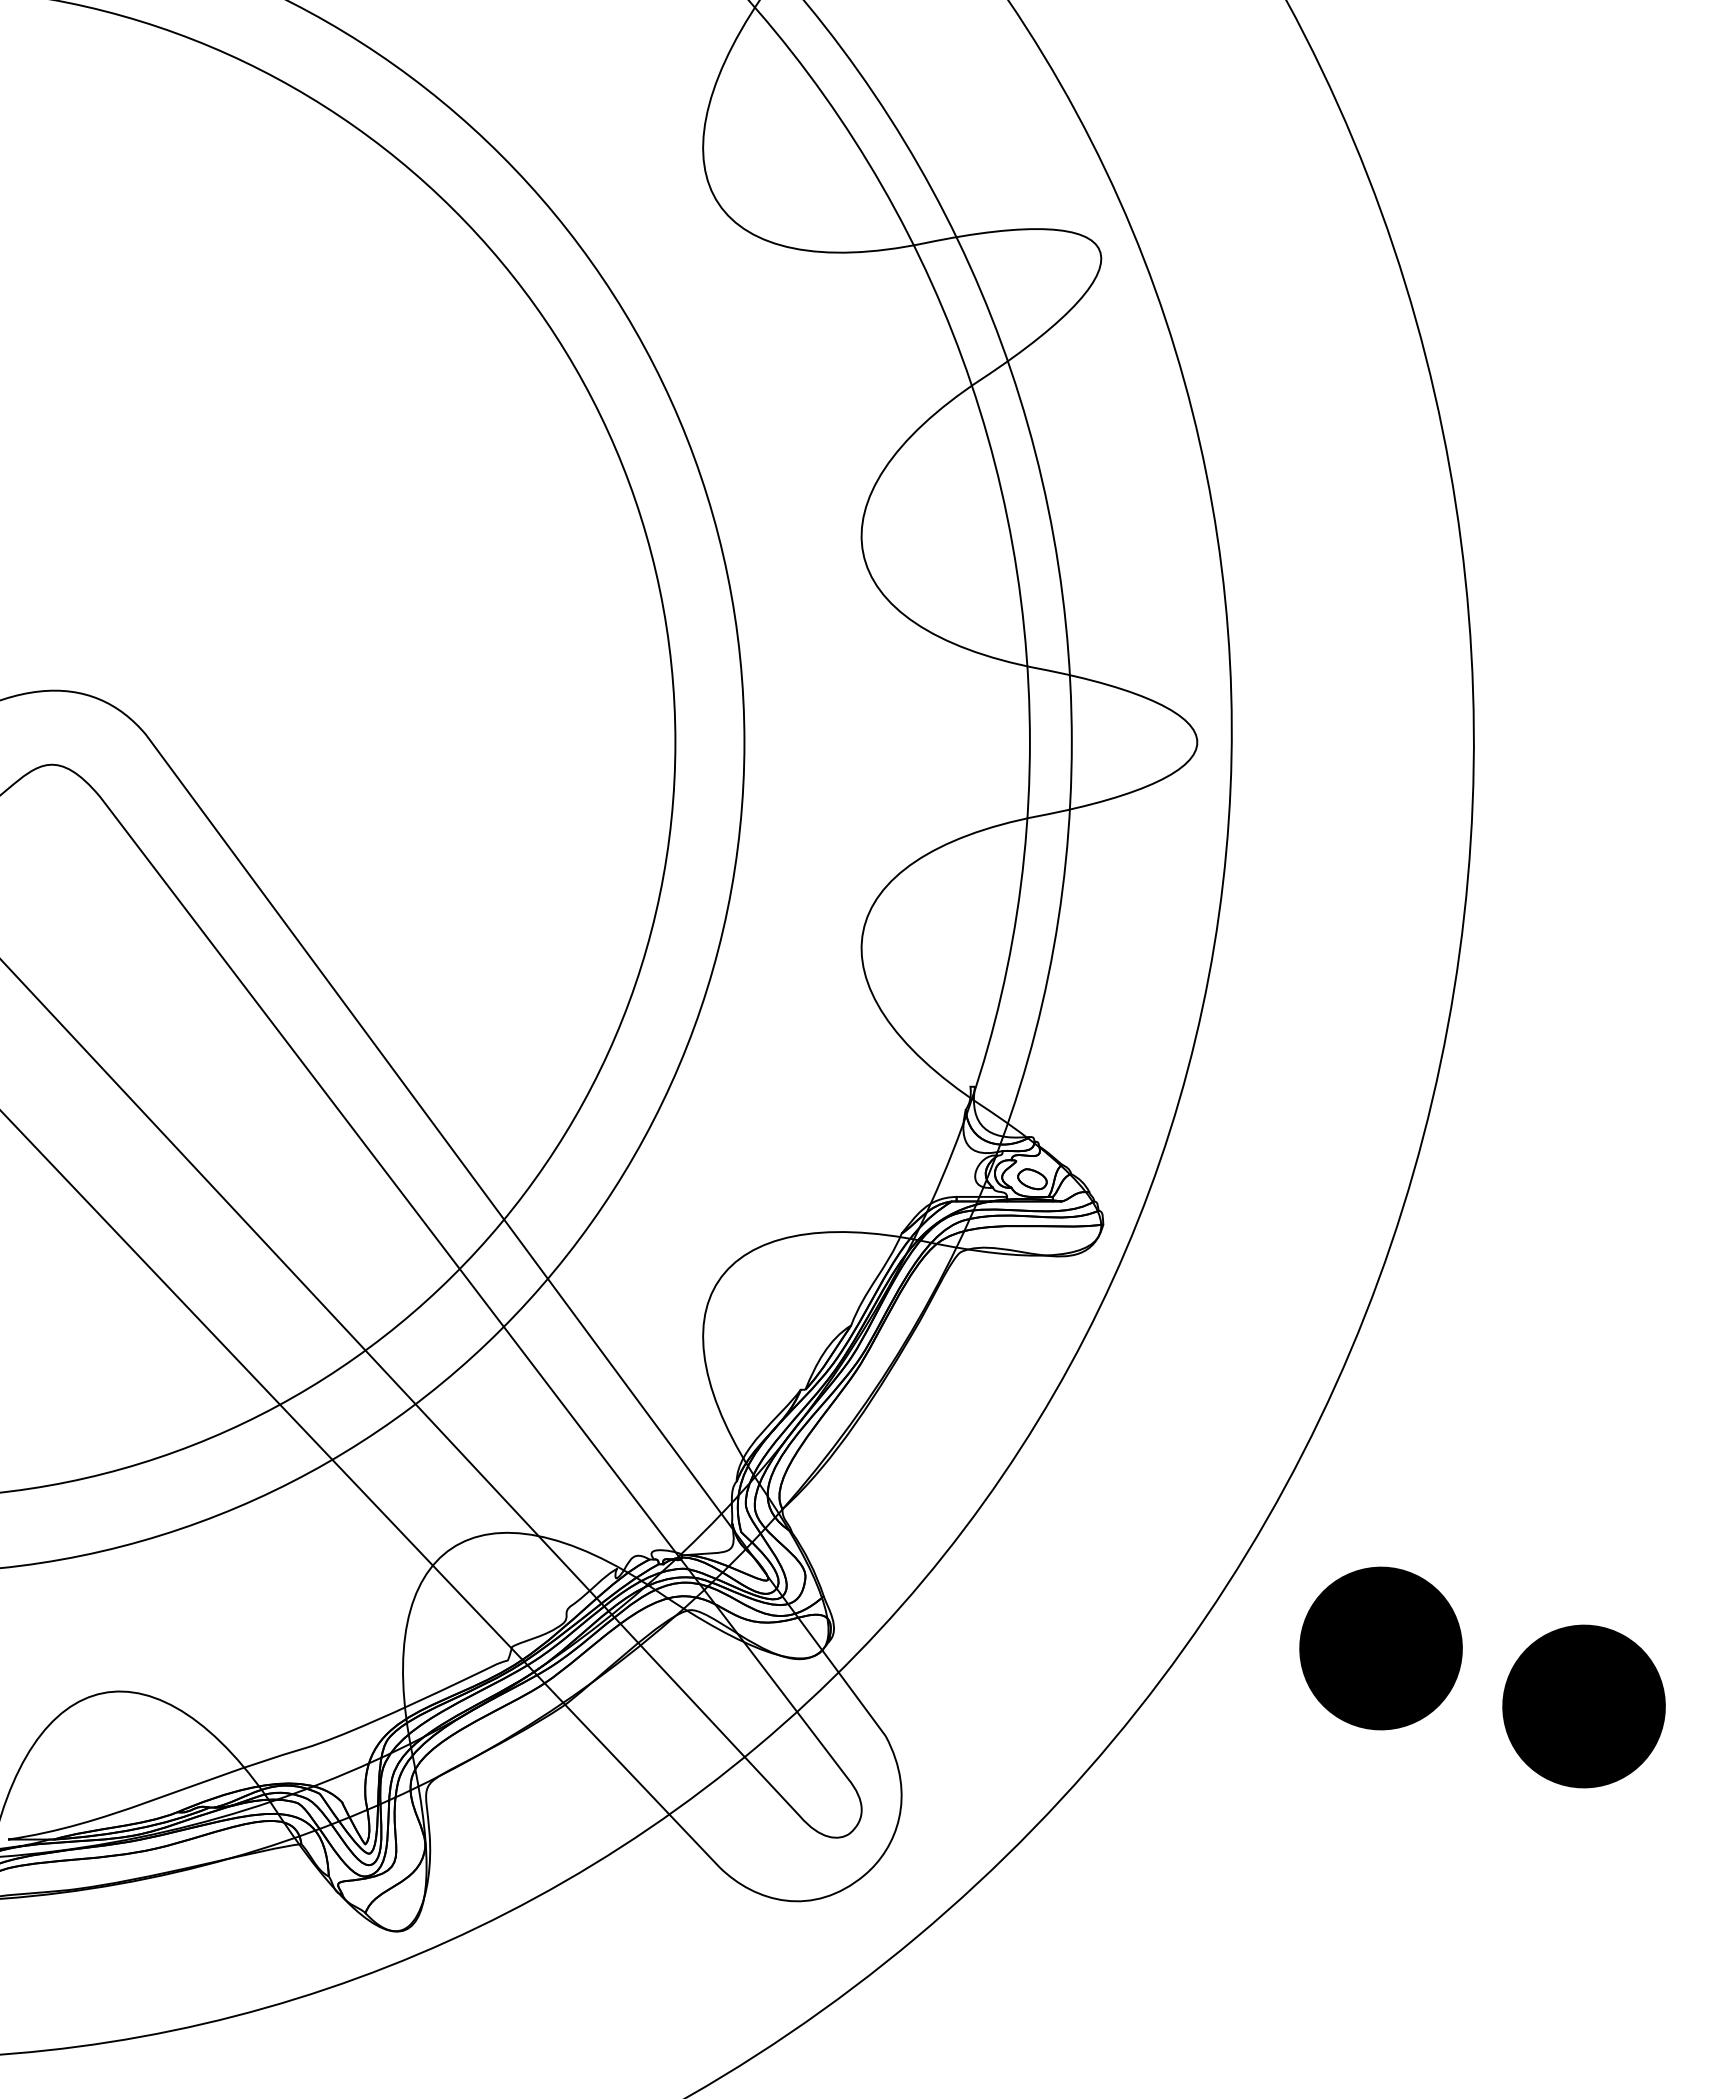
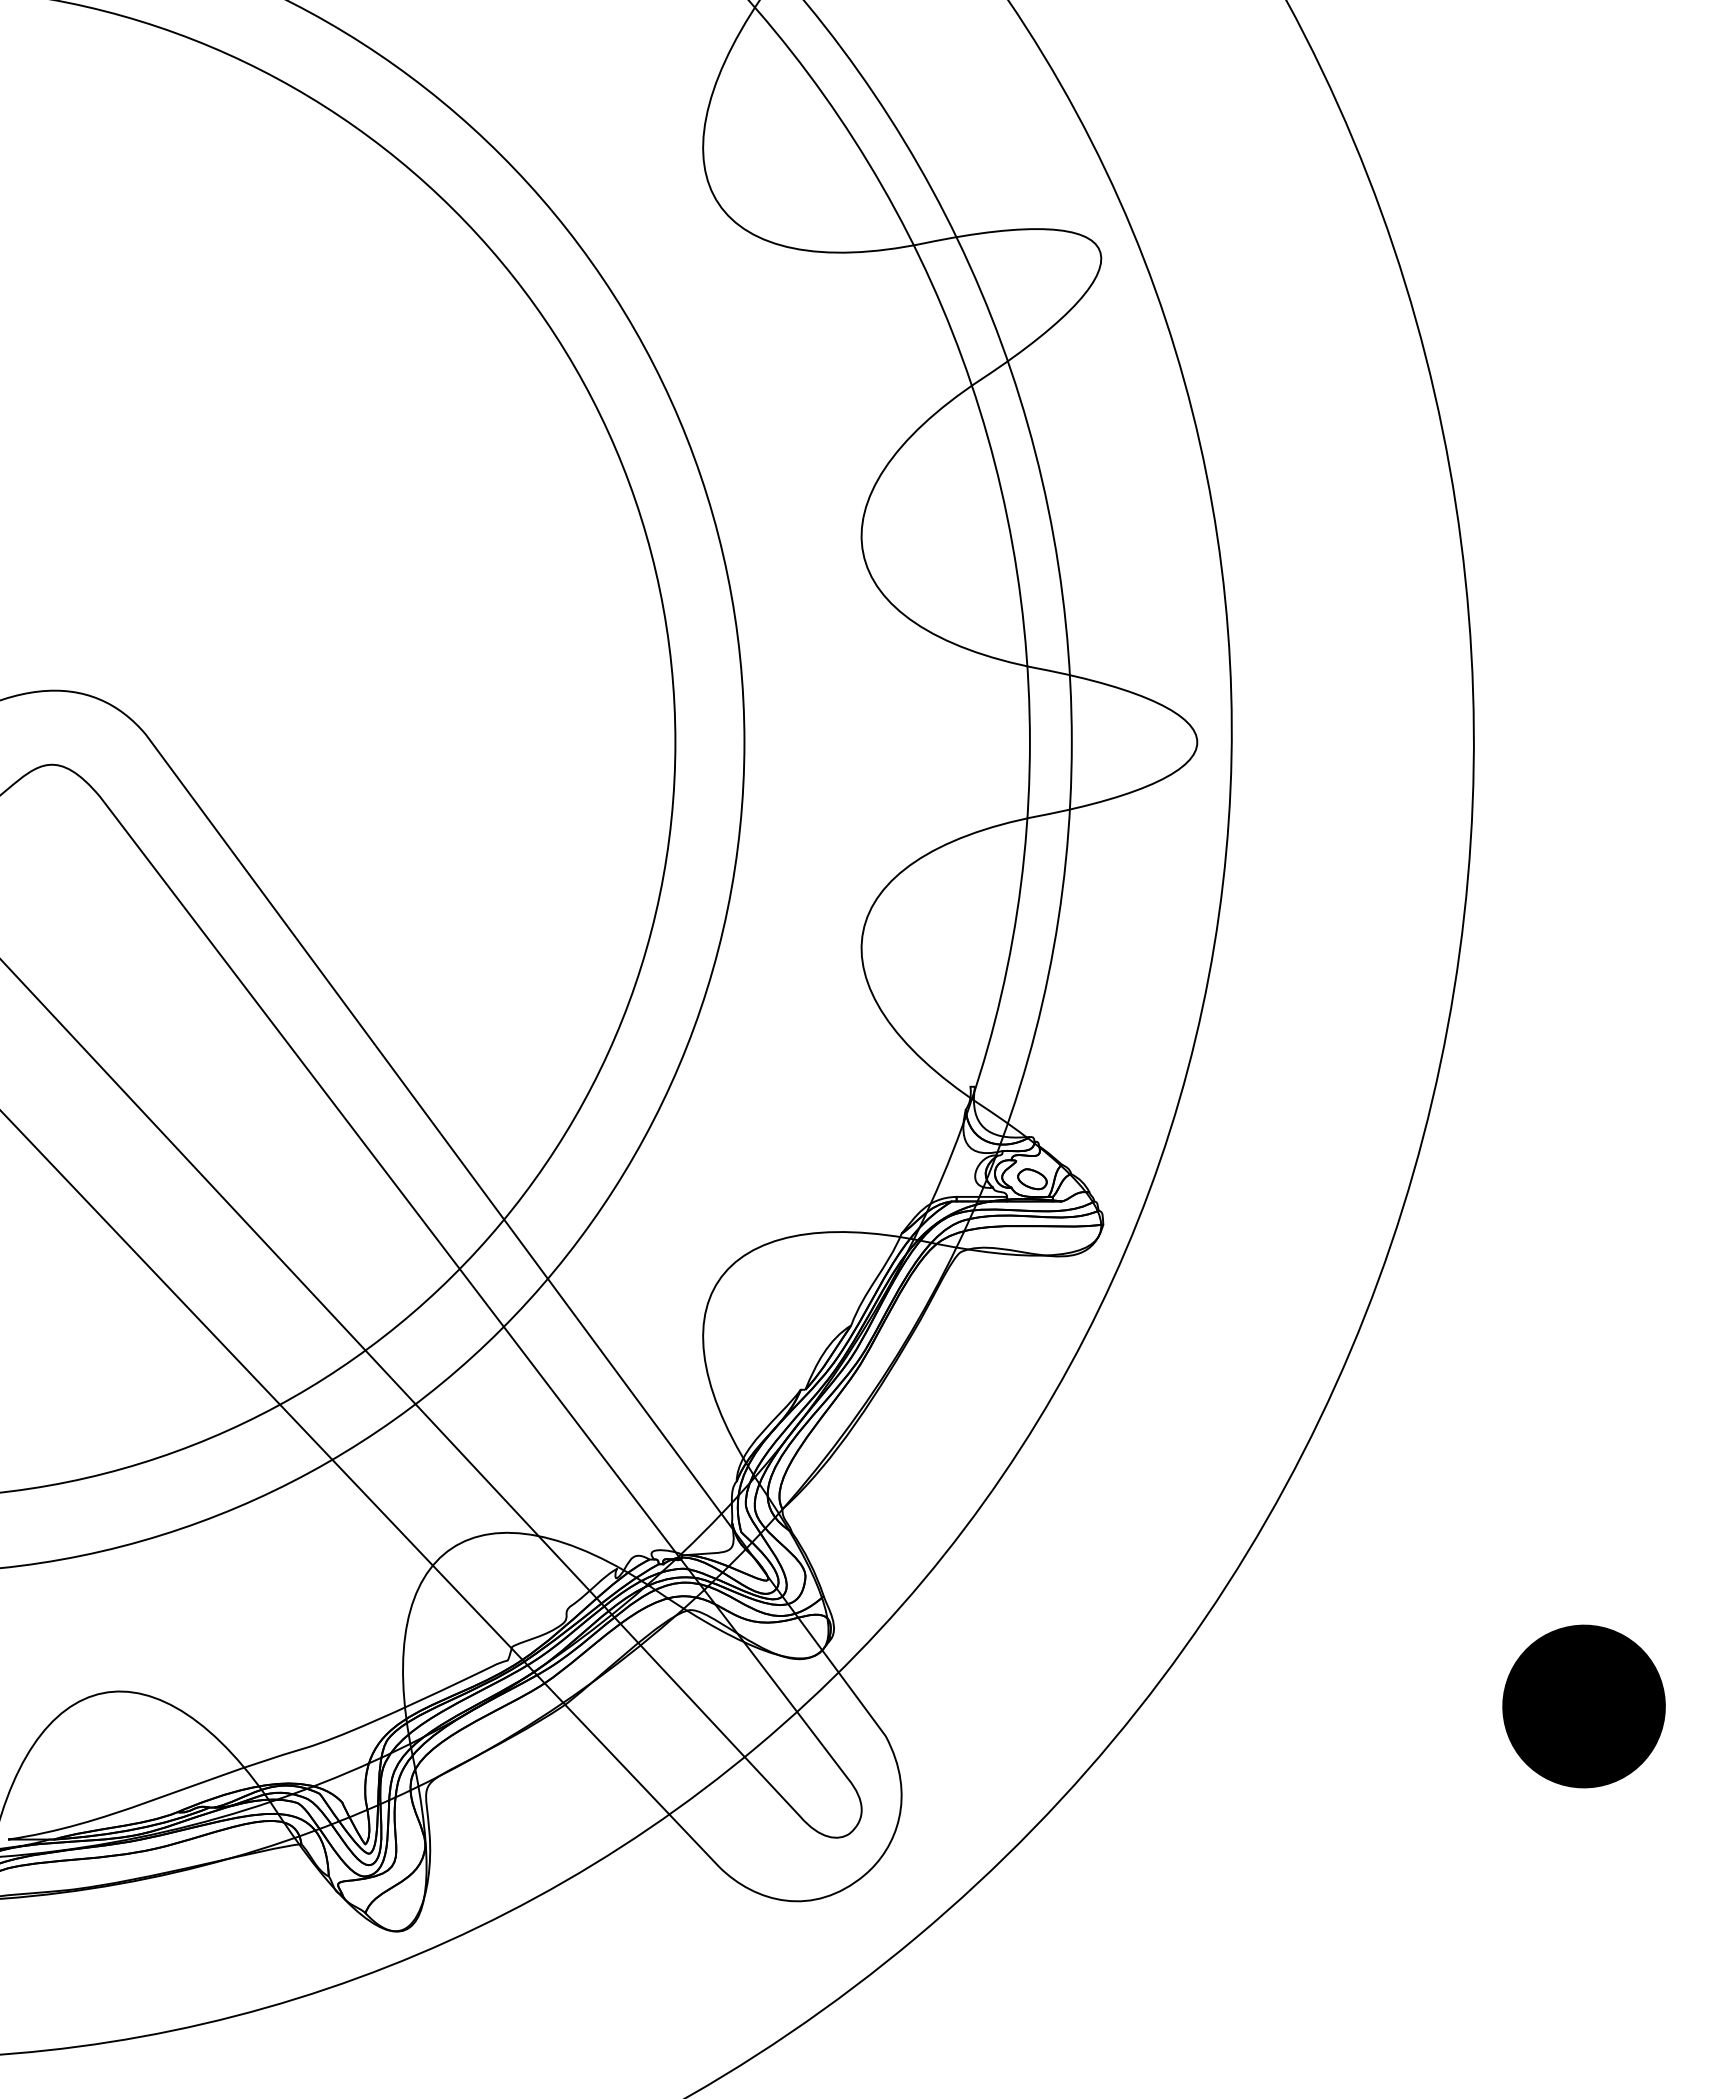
part: present -> none (1380, 1648)
